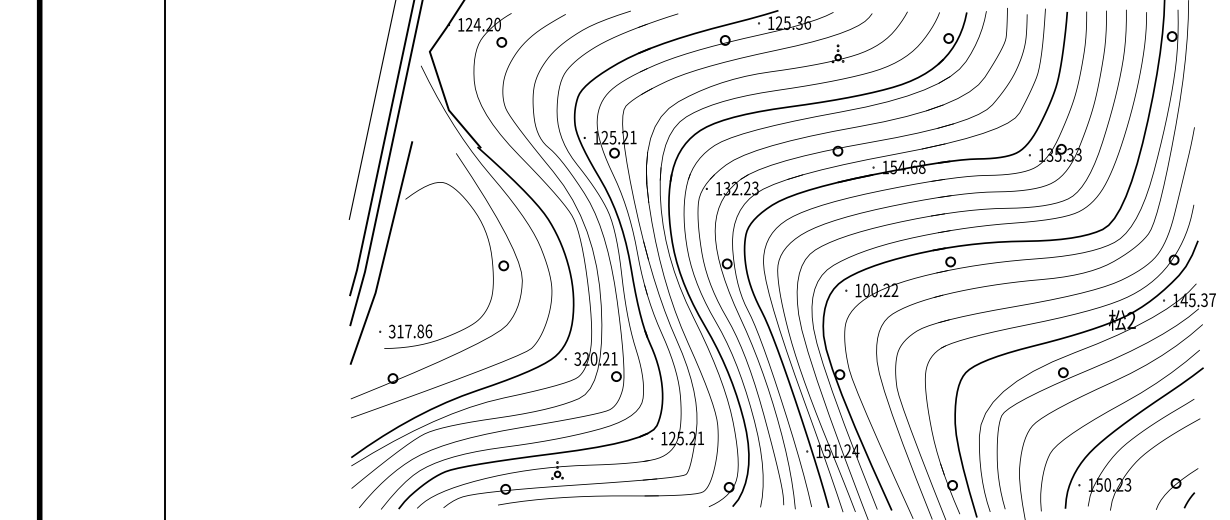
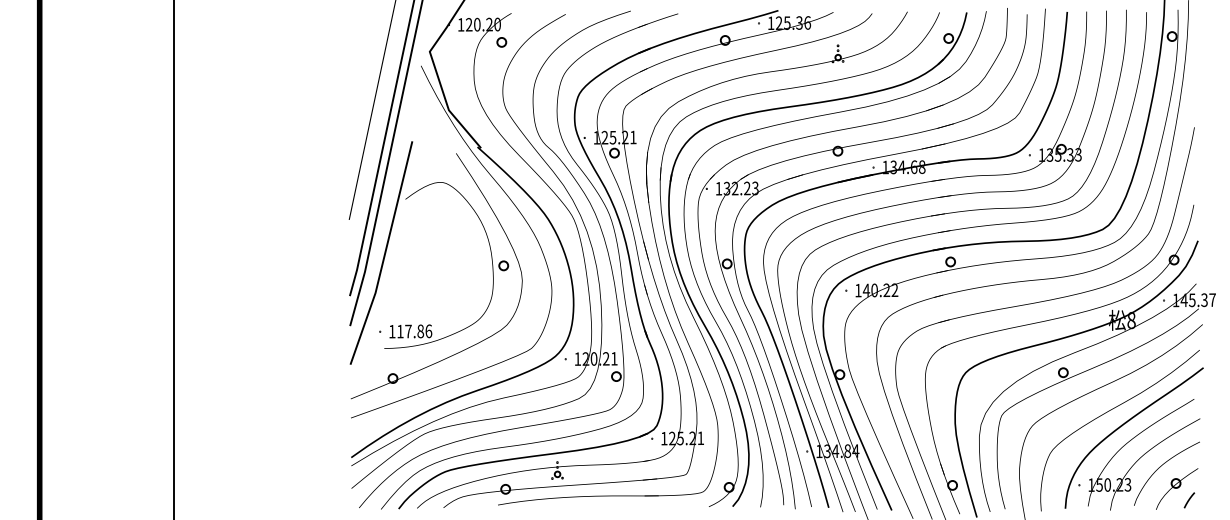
text: 124.20 -> 120.20 (476, 24)
text: 154.68 -> 134.68 (893, 166)
line position: (164, 259) -> (173, 259) (173, 259)
text: 100.22 -> 140.22 (866, 290)
text: 2 -> 8 (1131, 320)
text: 317.86 -> 117.86 (391, 331)
text: 320.21 -> 120.21 (577, 358)
text: 151.24 -> 134.84 (837, 450)
curve: none -> present (1160, 467)
